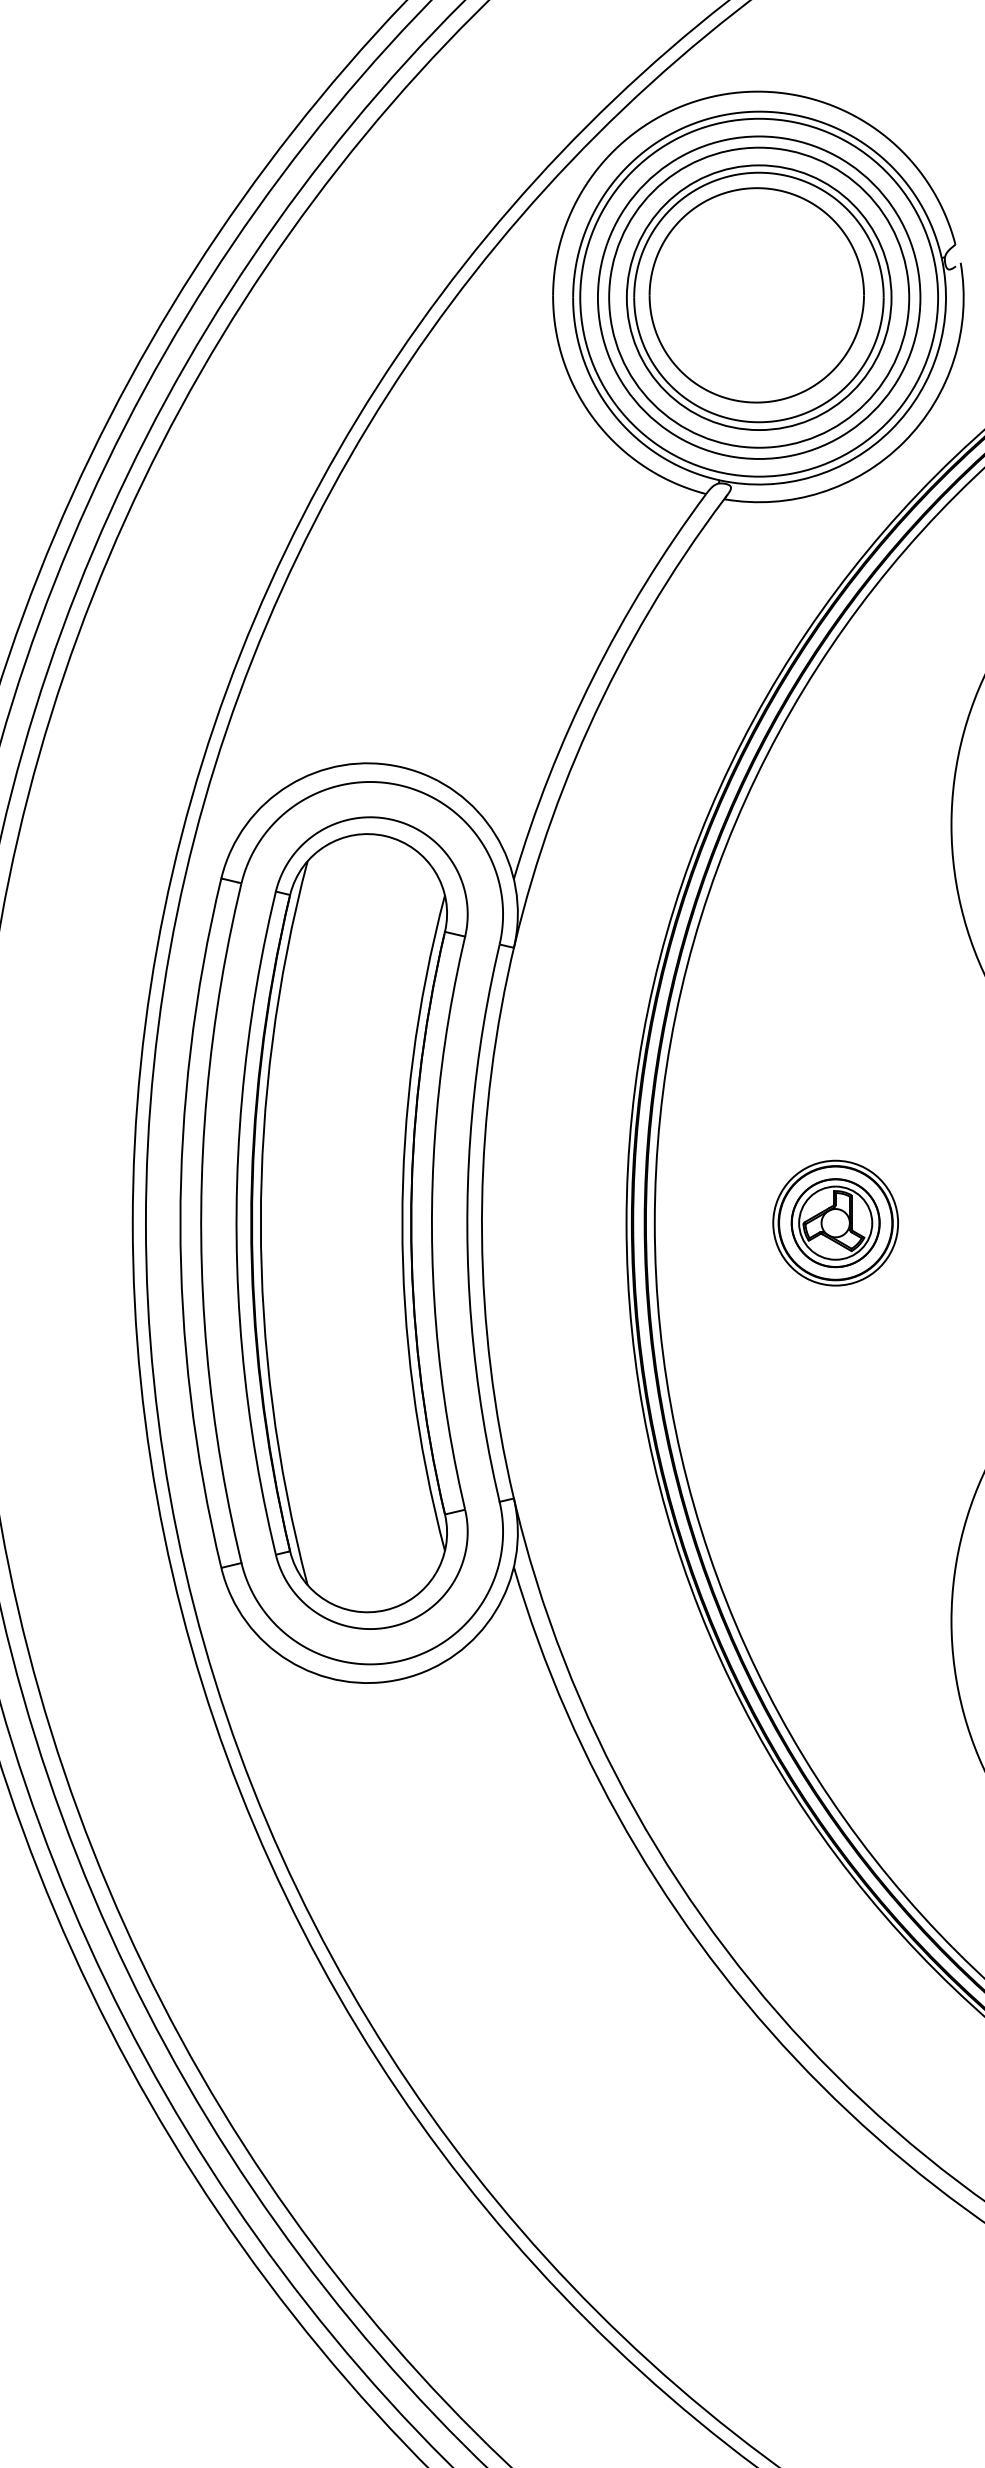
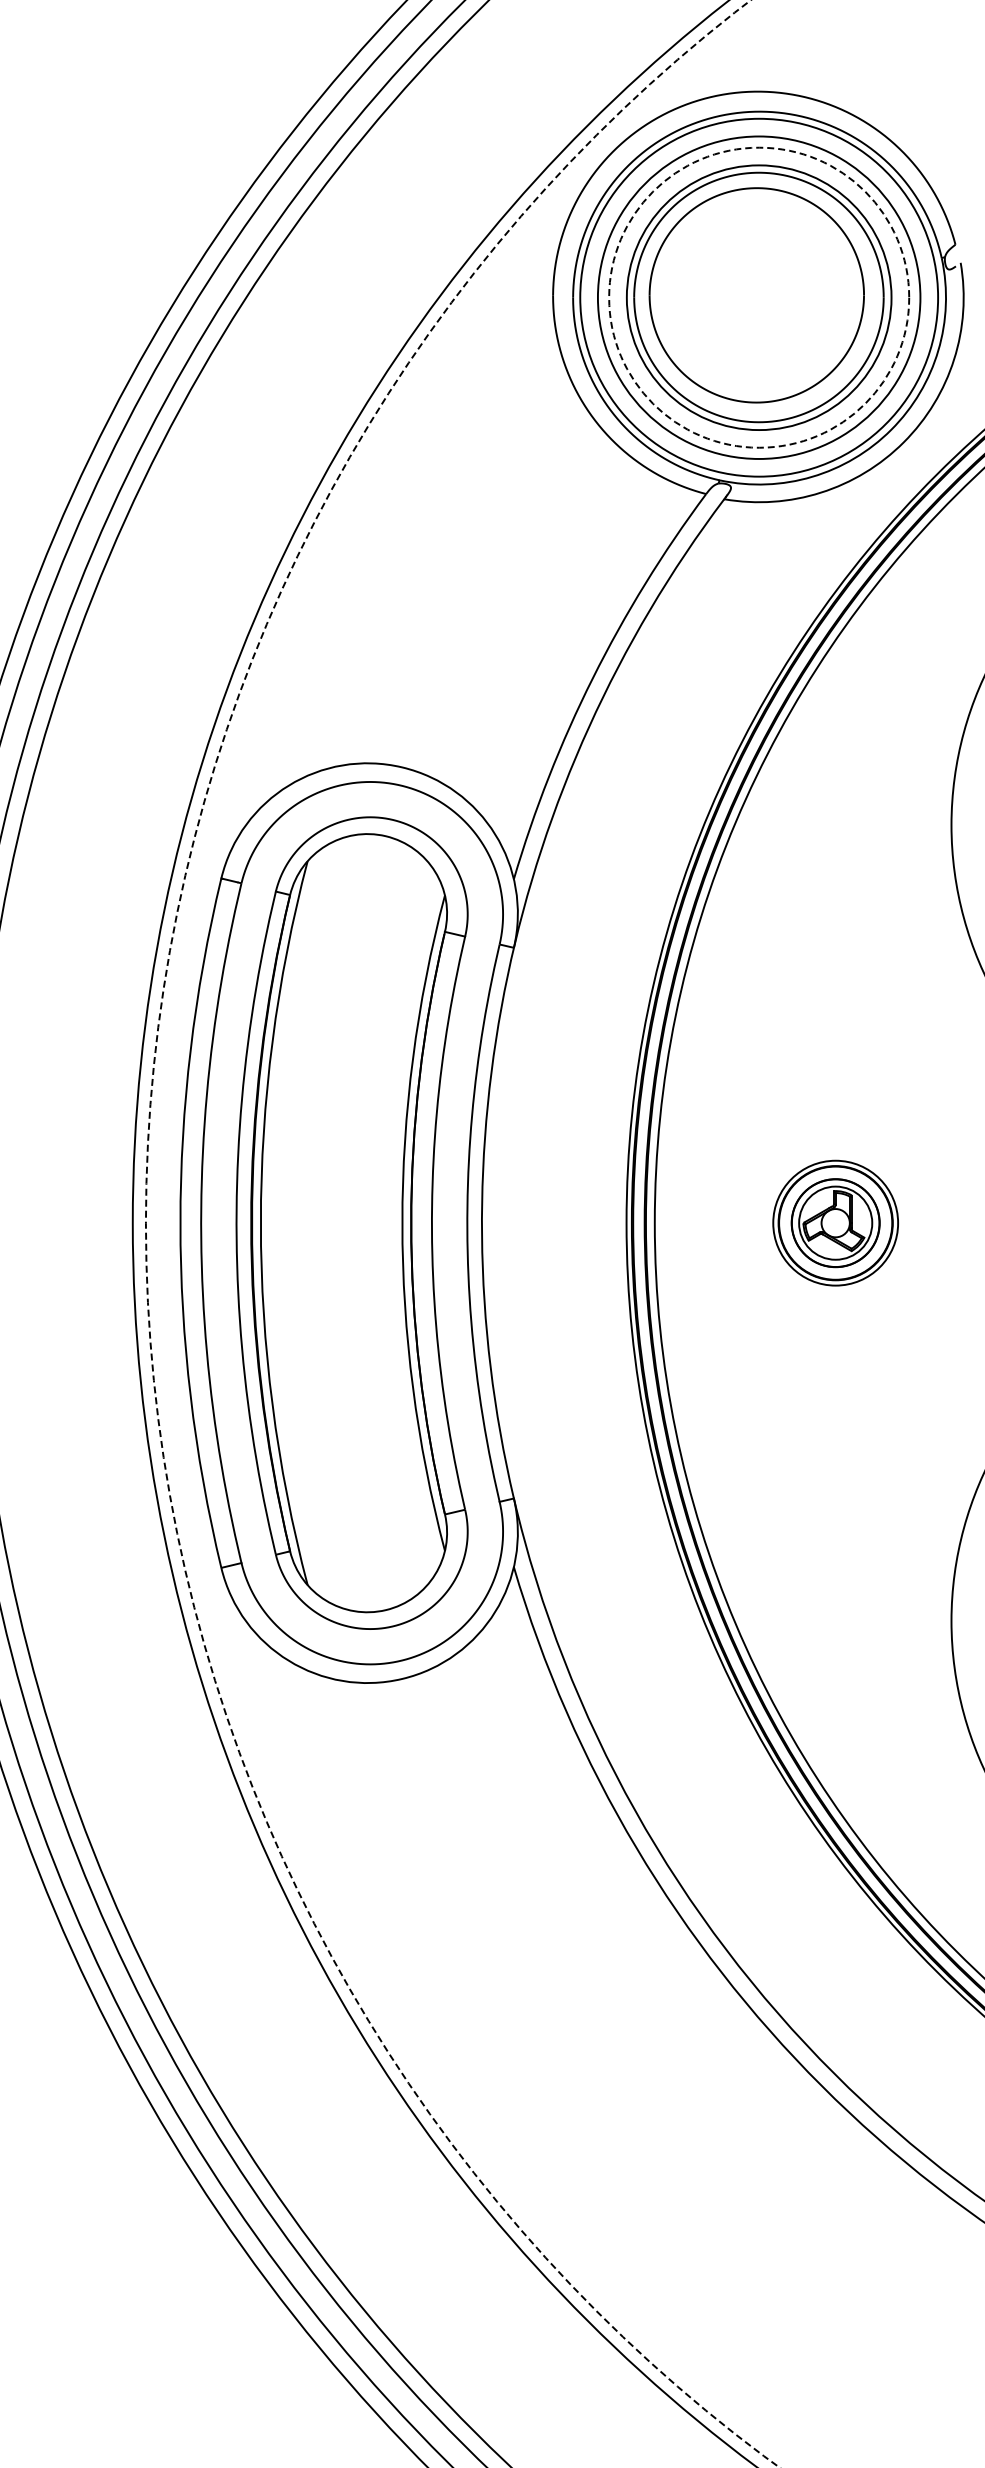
circle: solid -> dashed (759, 297)
circle: solid -> dashed (462, 1233)
